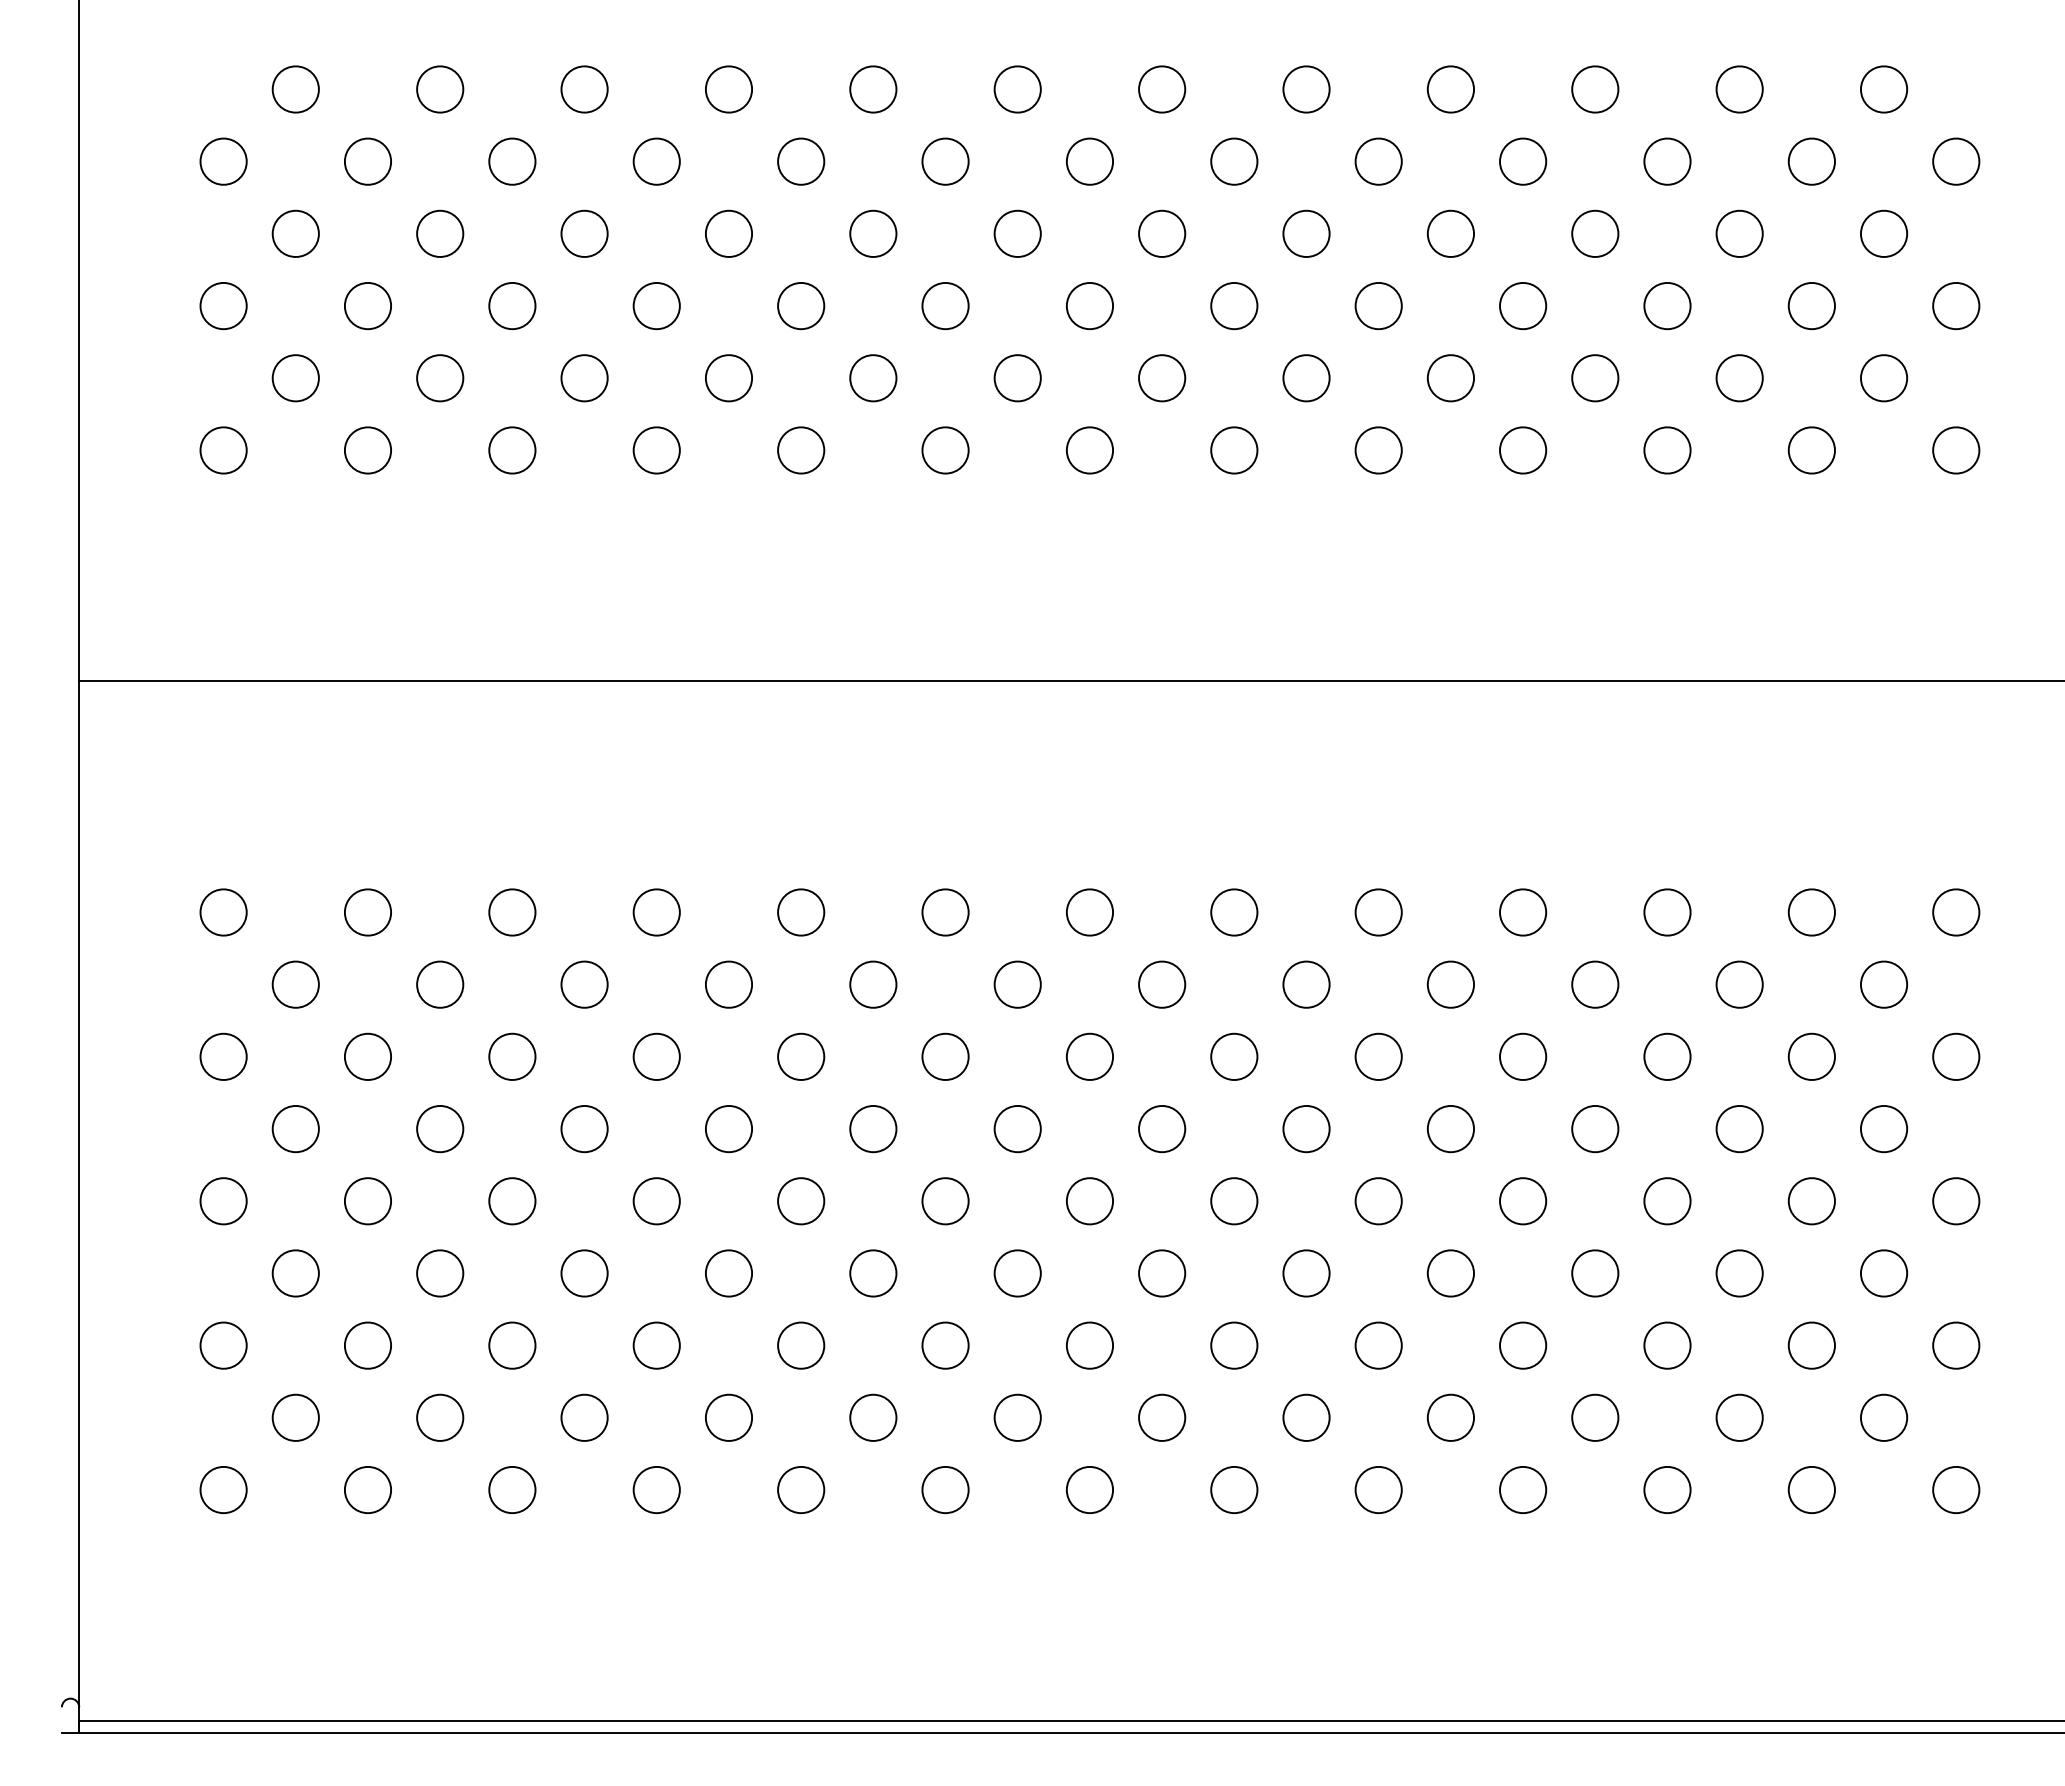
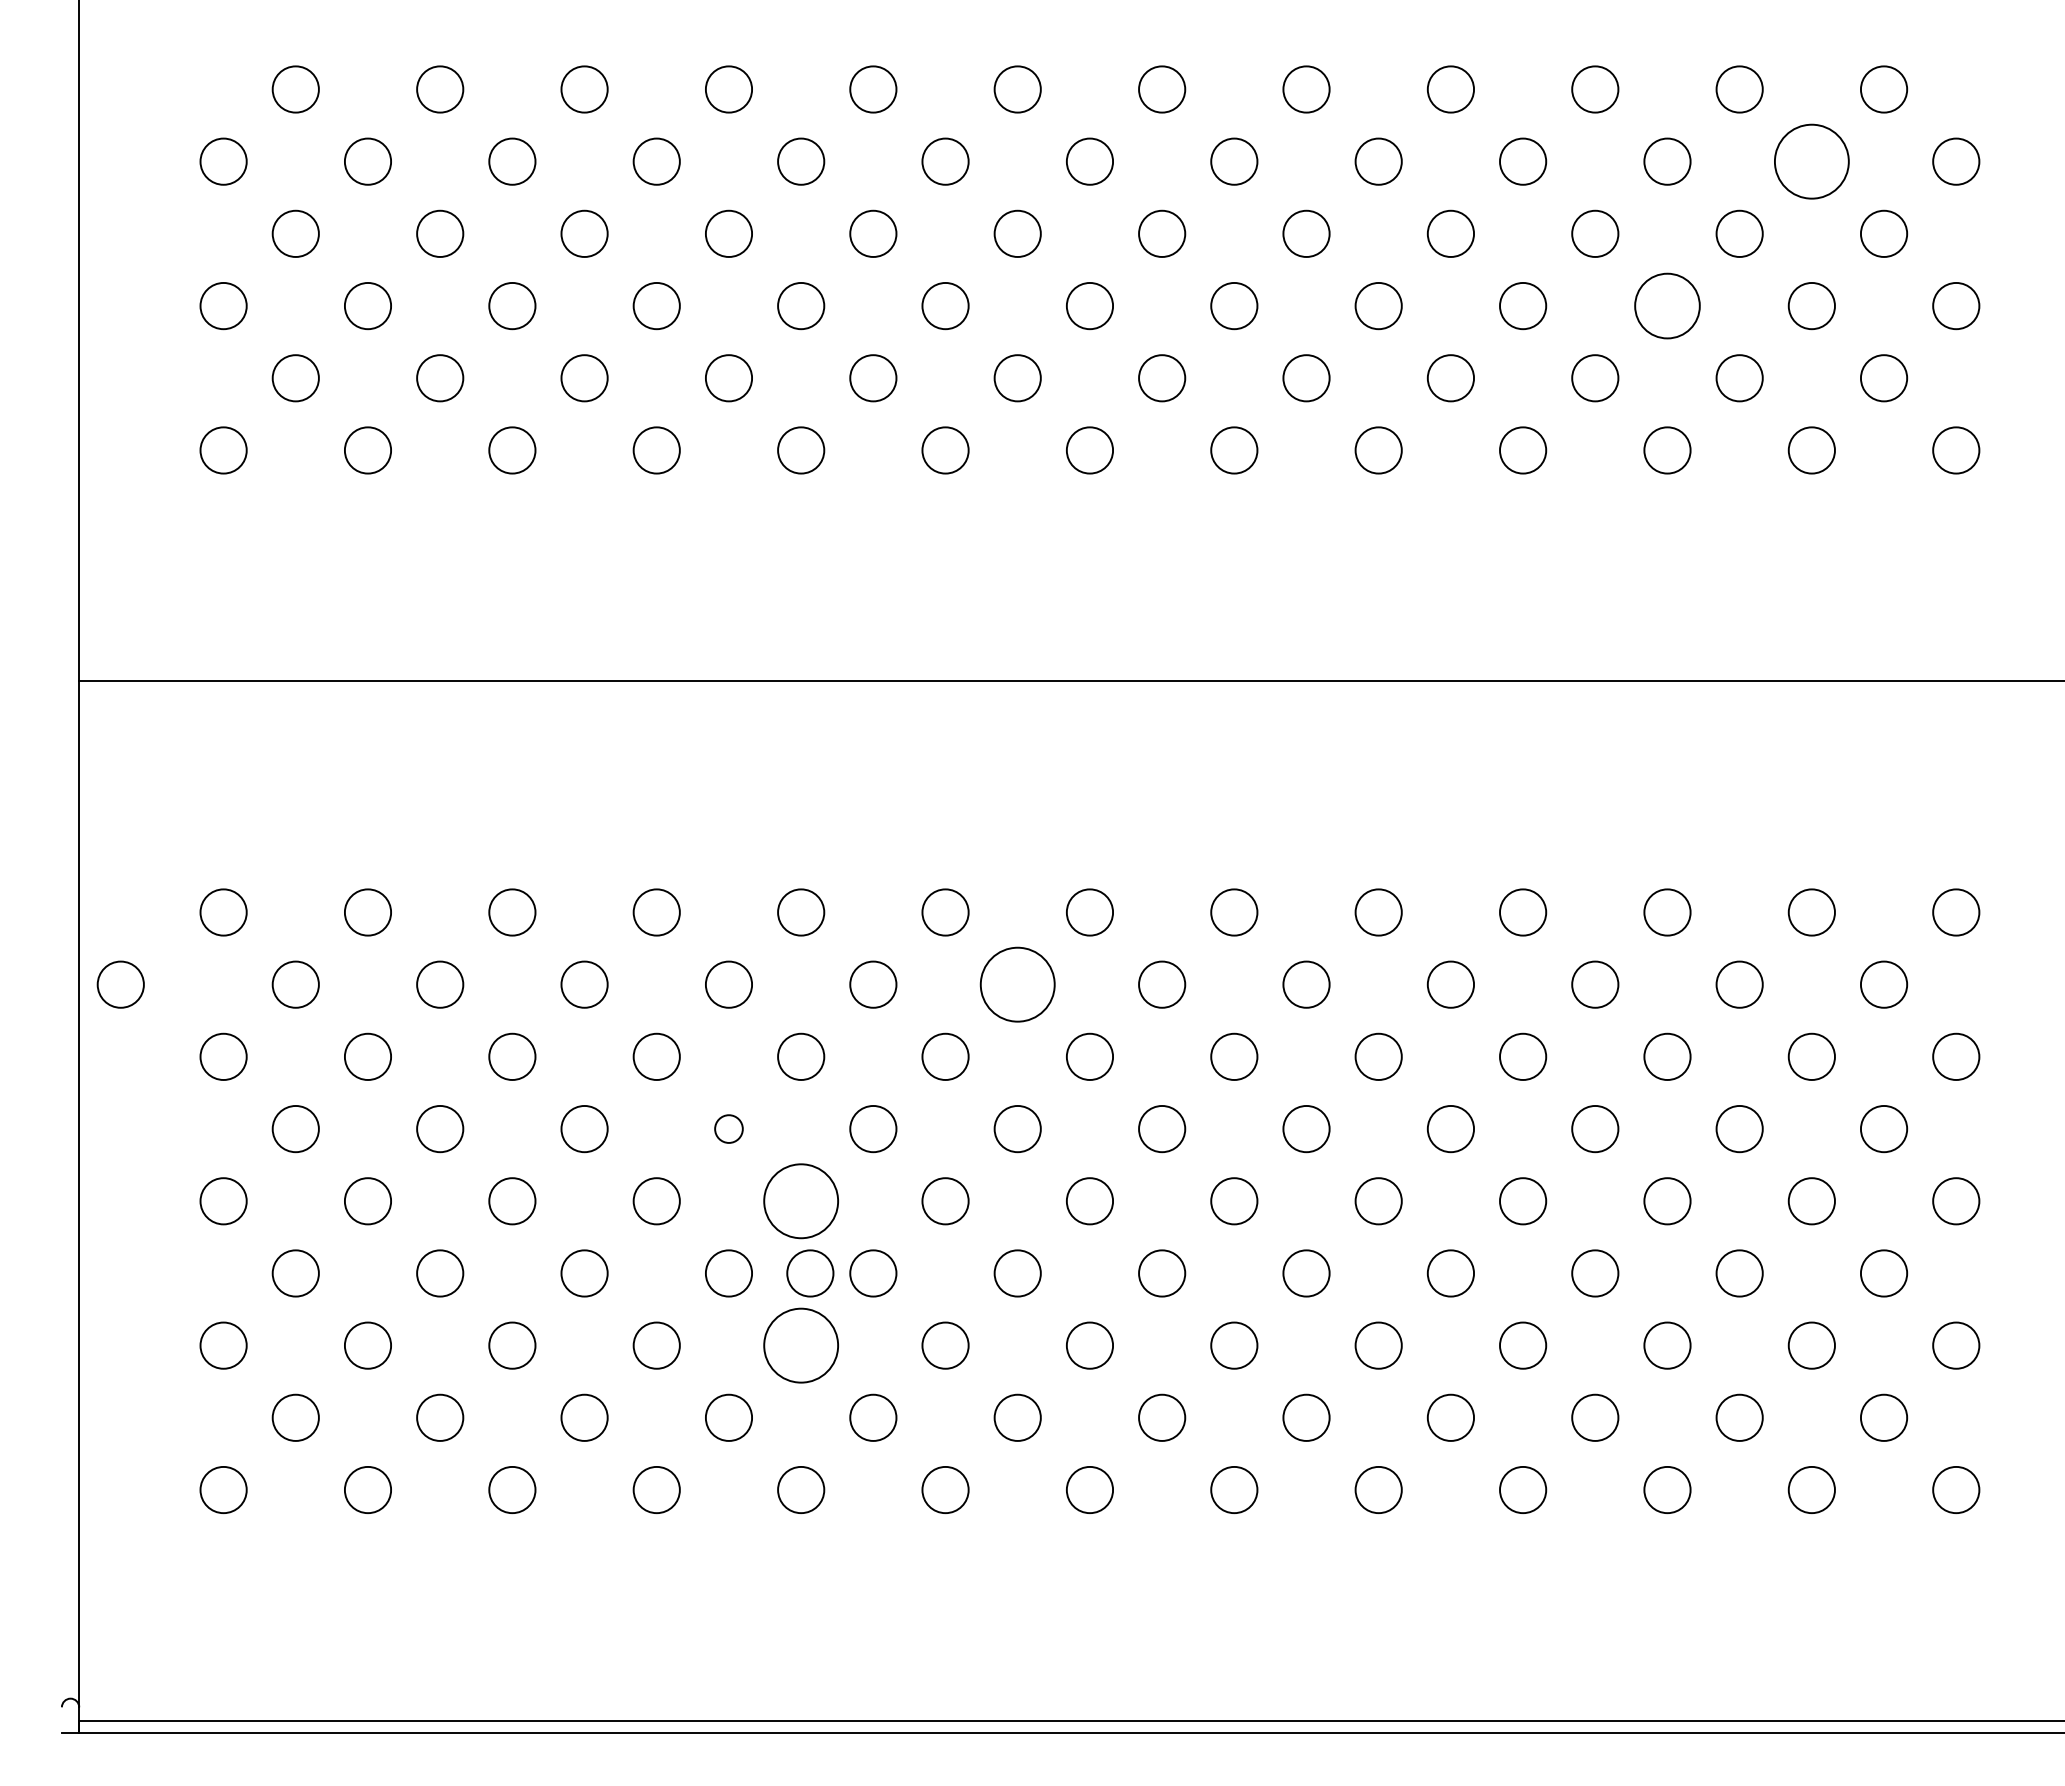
circle diameter: 46 px -> 74 px (1811, 161)
circle diameter: 46 px -> 65 px (1667, 305)
circle: none -> present (120, 984)
circle diameter: 46 px -> 74 px (1017, 984)
circle diameter: 46 px -> 28 px (728, 1128)
circle diameter: 46 px -> 74 px (801, 1201)
circle: none -> present (810, 1273)
circle diameter: 46 px -> 74 px (801, 1345)
